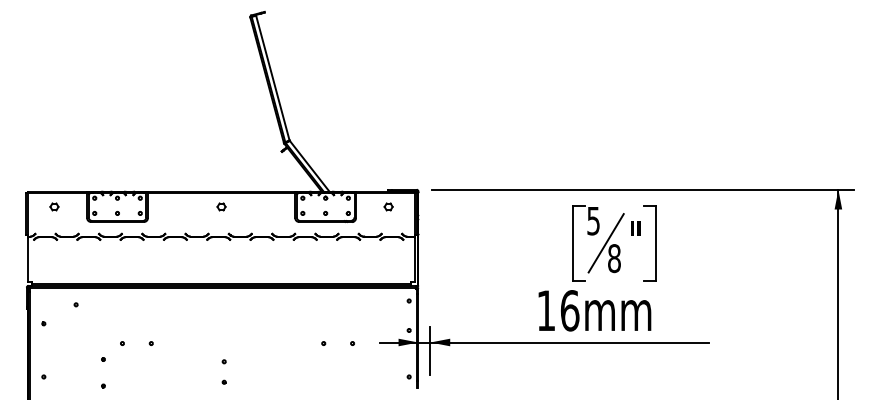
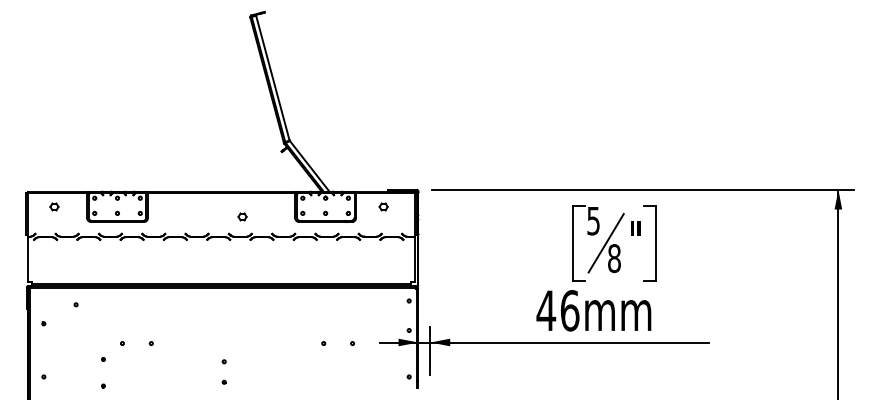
part position: (221, 206) -> (242, 216) (242, 216)
part position: (388, 206) -> (383, 206) (383, 206)
text: 16mm -> 46mm (546, 310)
